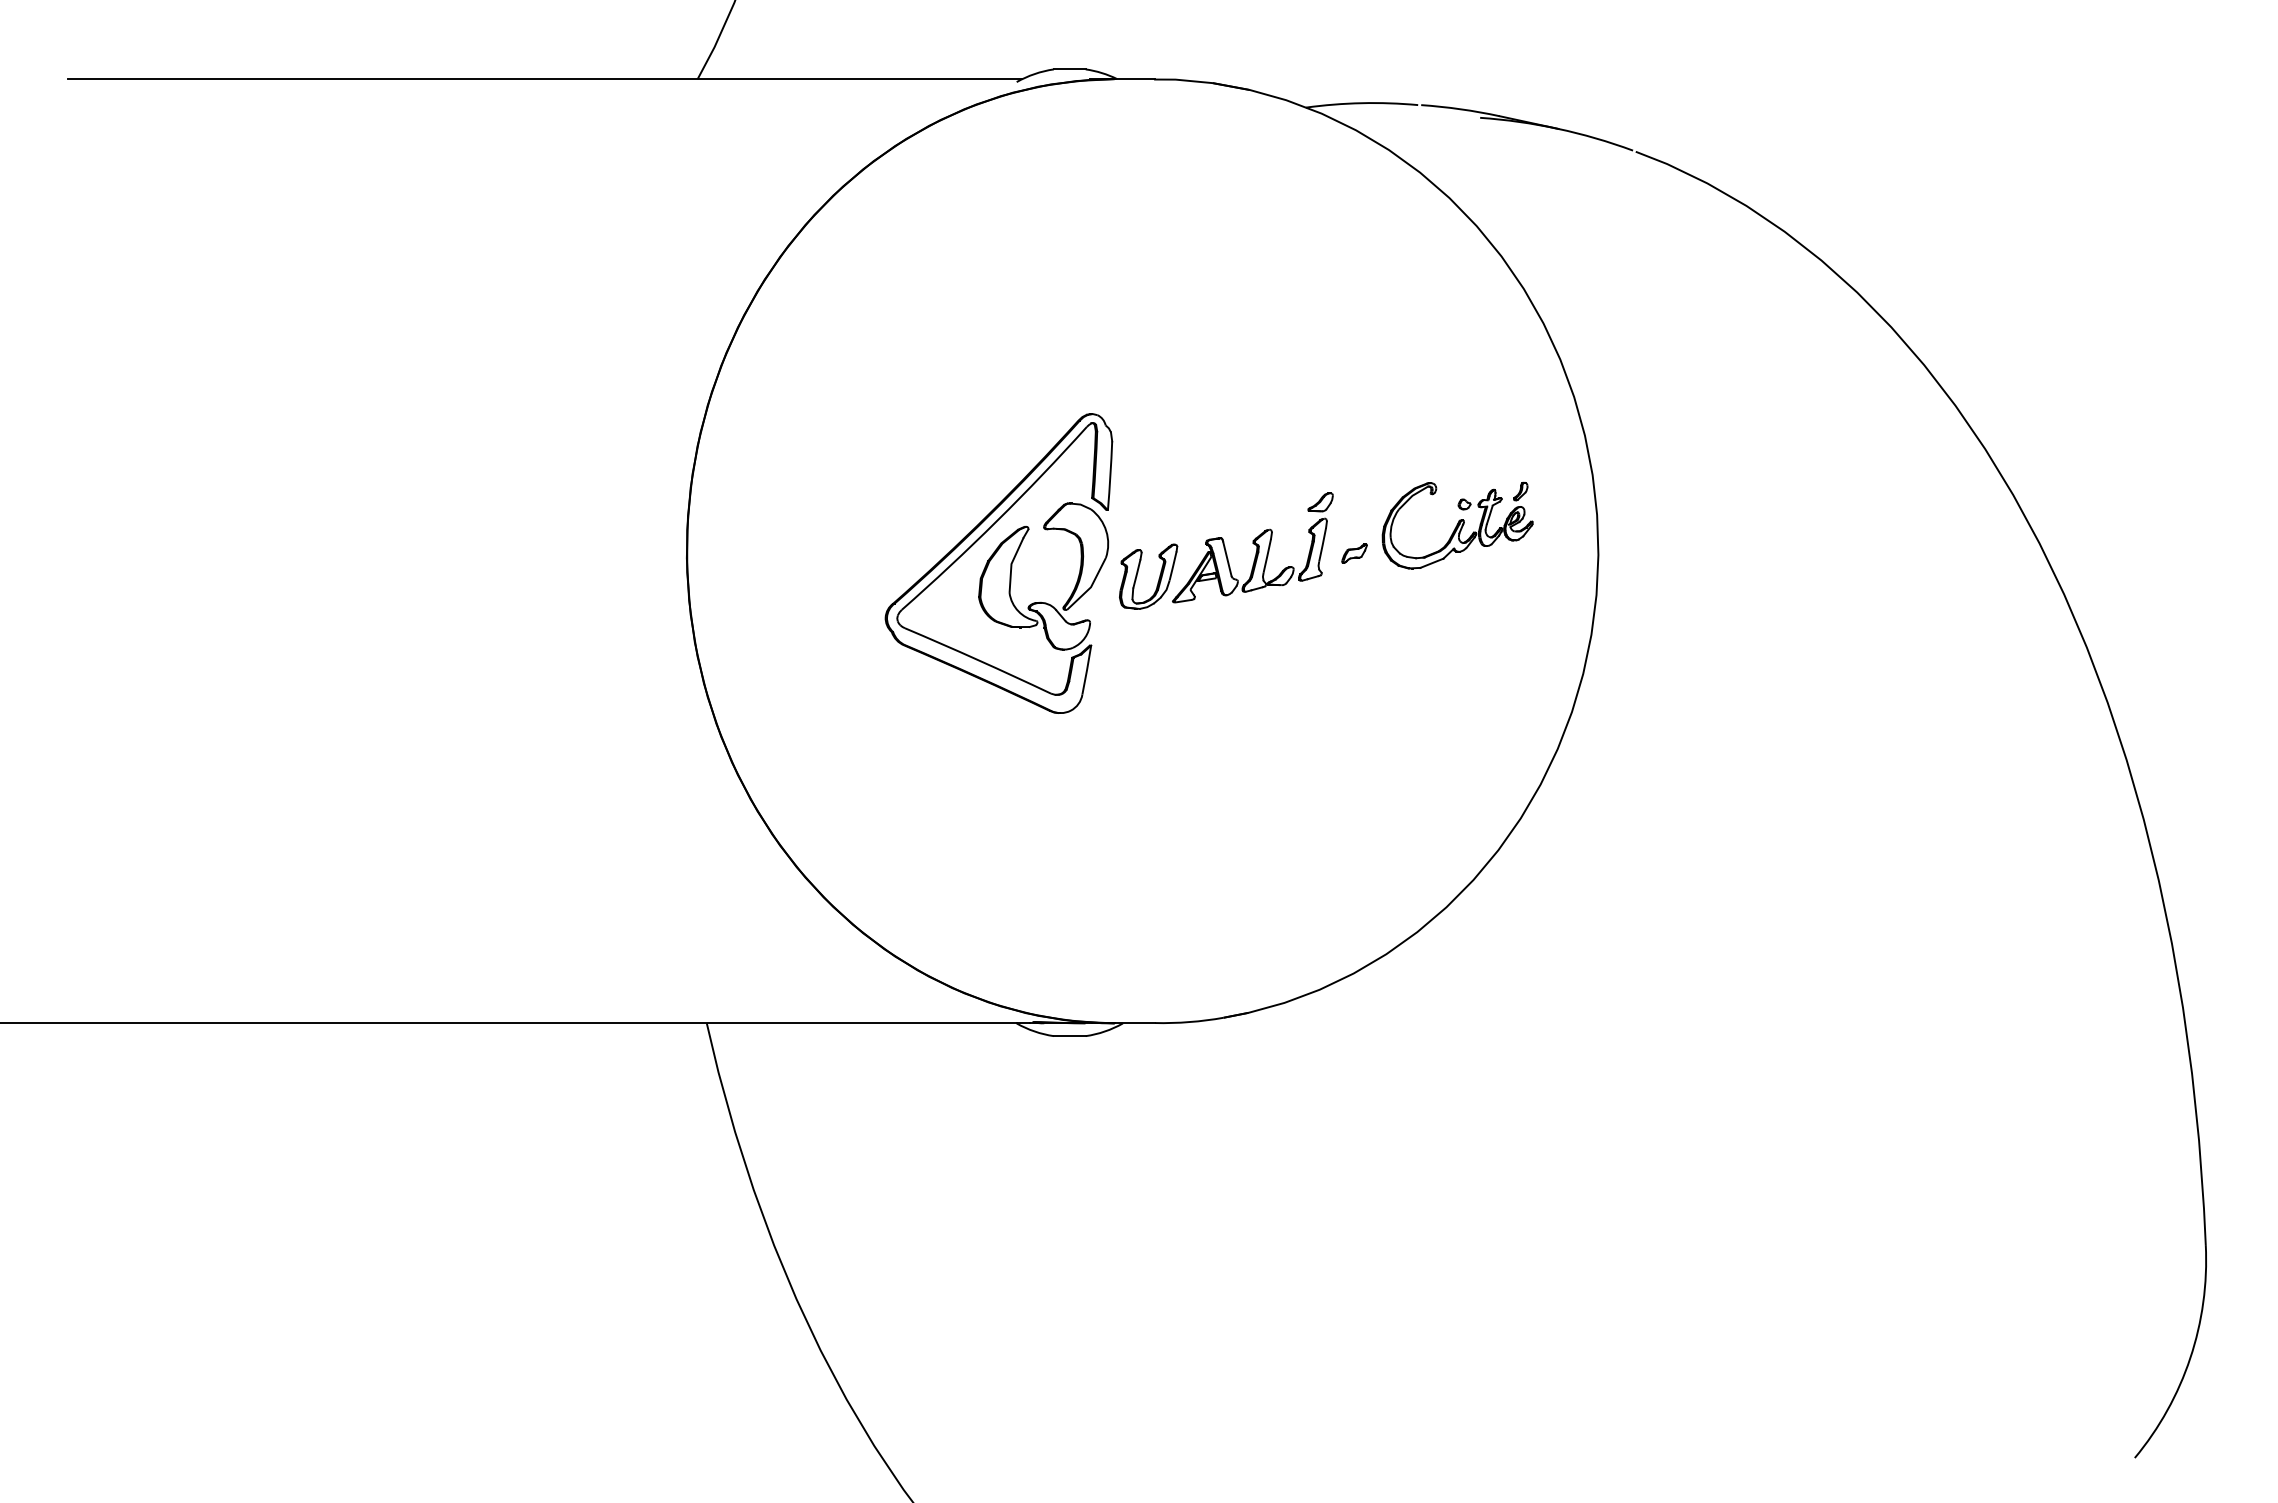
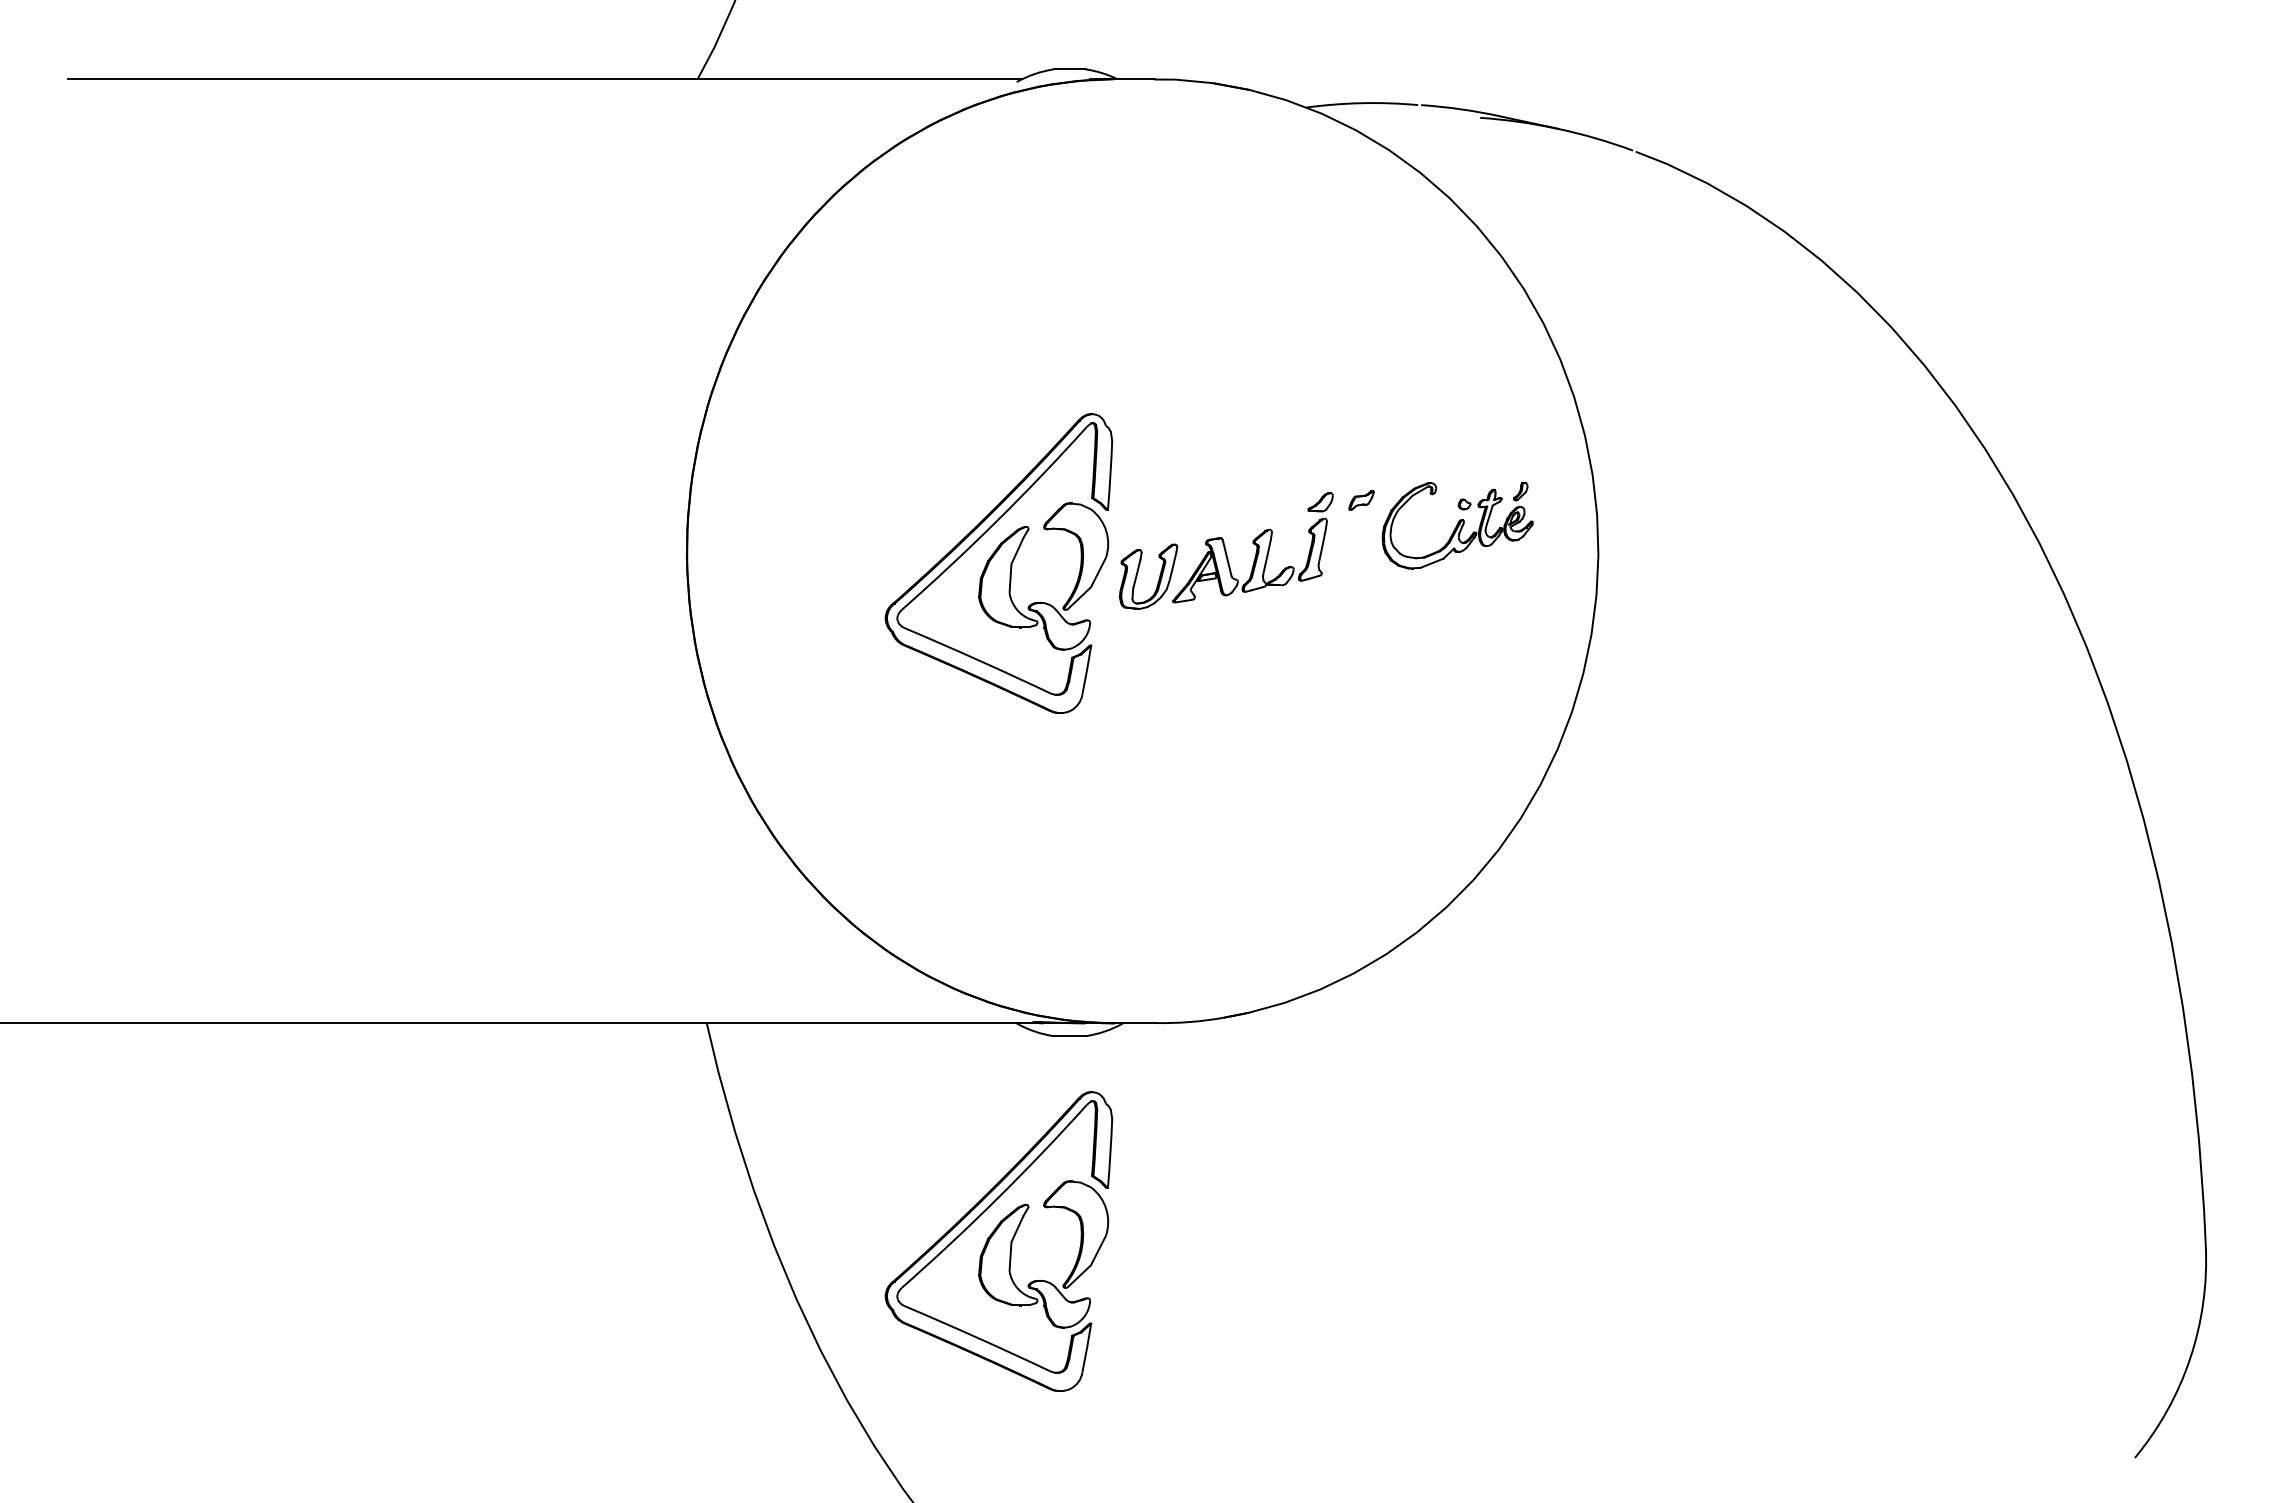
part position: (1354, 553) -> (1361, 500) (1361, 500)
part: none -> present (998, 1241)
